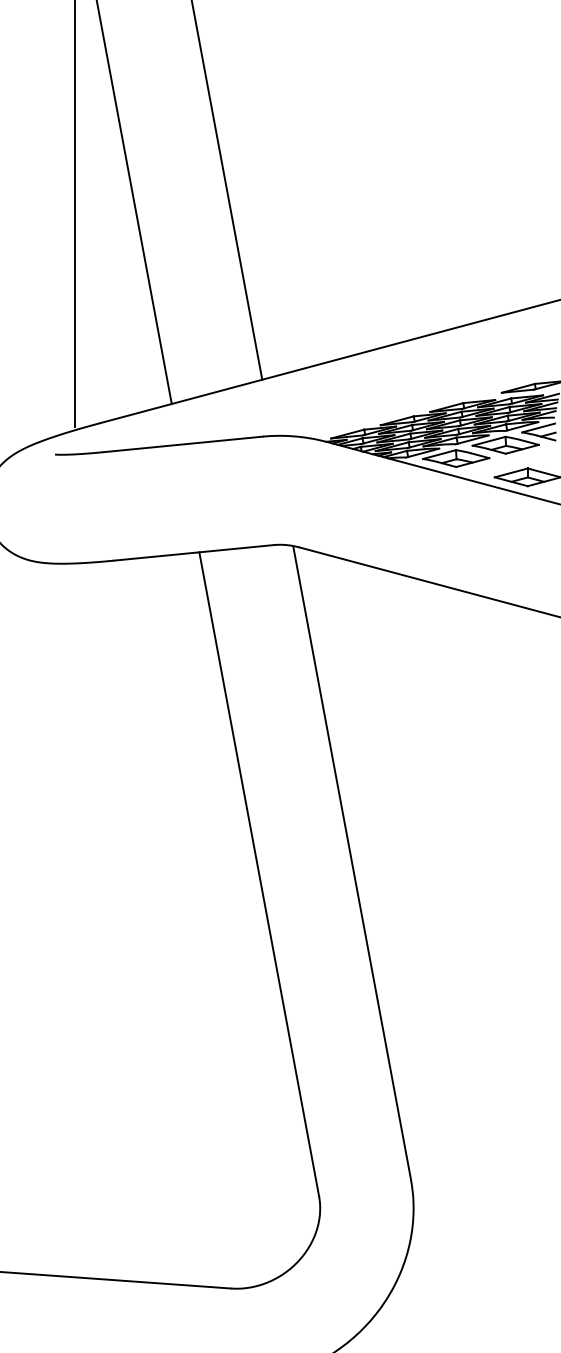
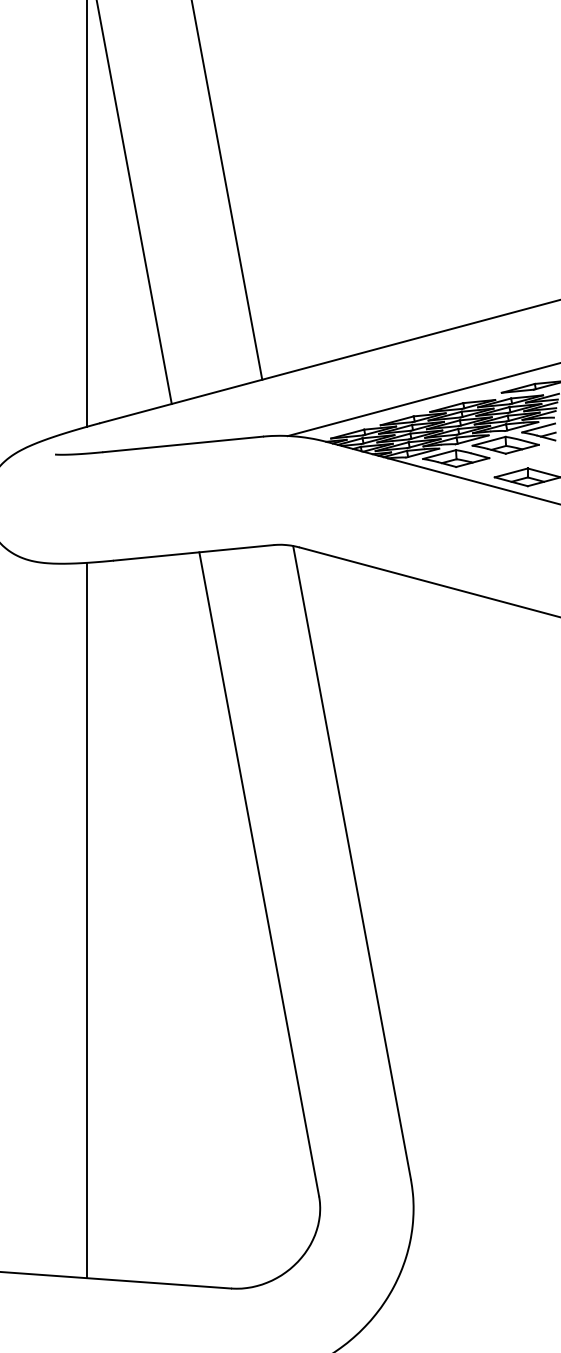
line position: (74, 214) -> (86, 214) (86, 214)
line: none -> present (422, 399)
line: none -> present (86, 920)
